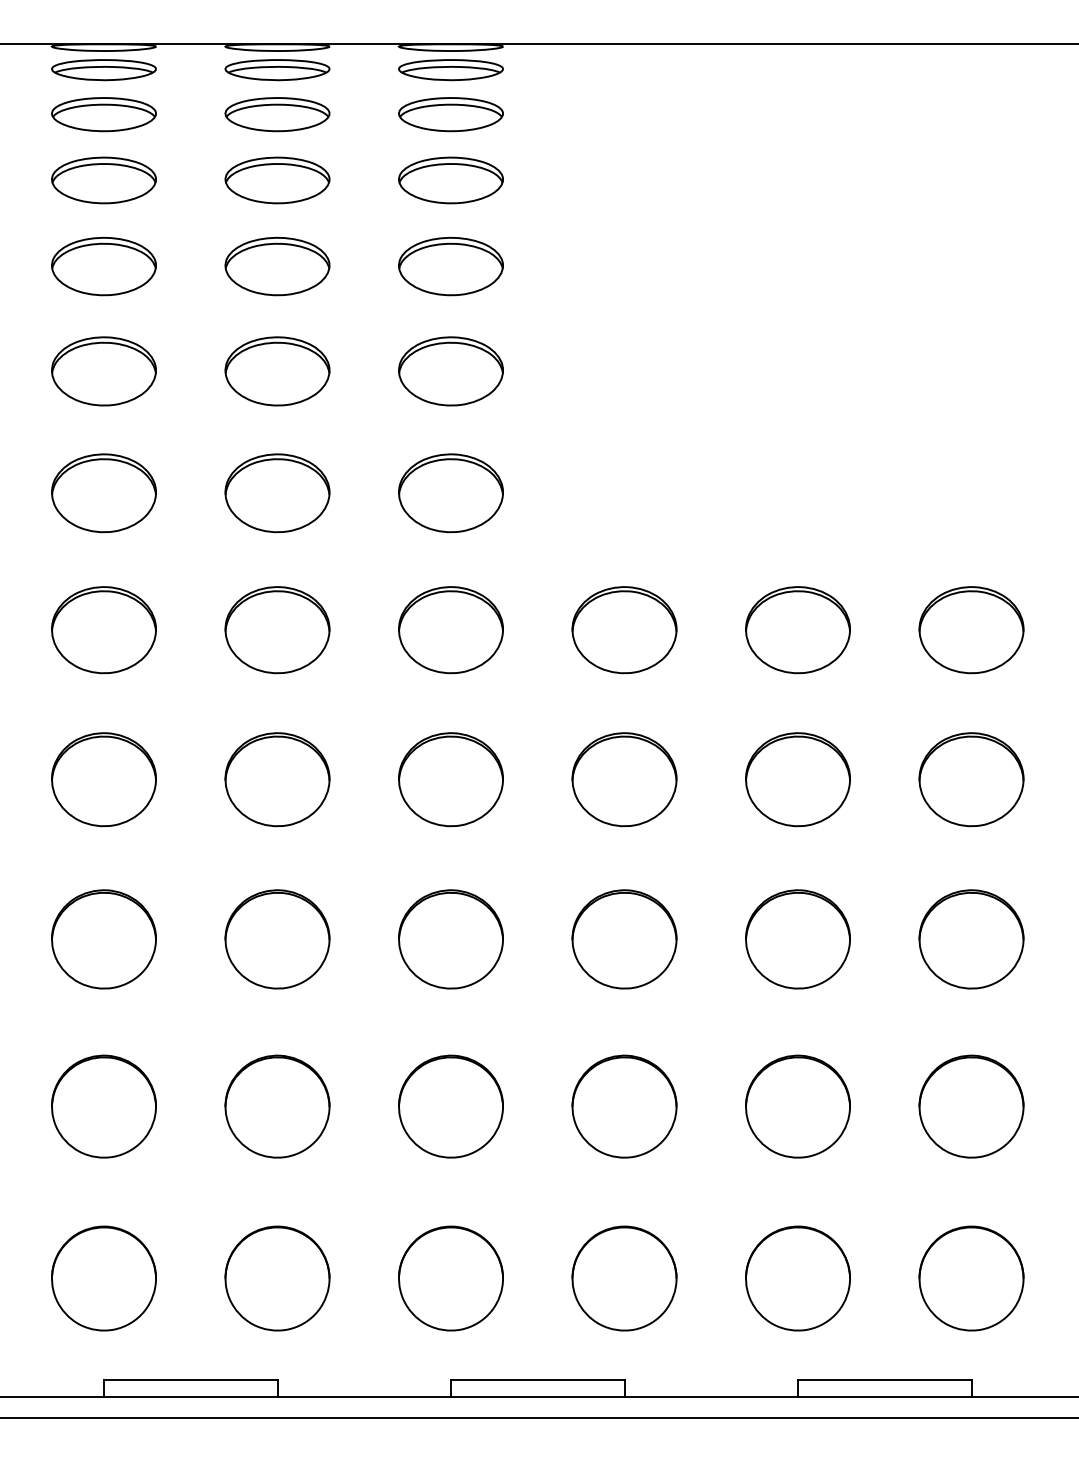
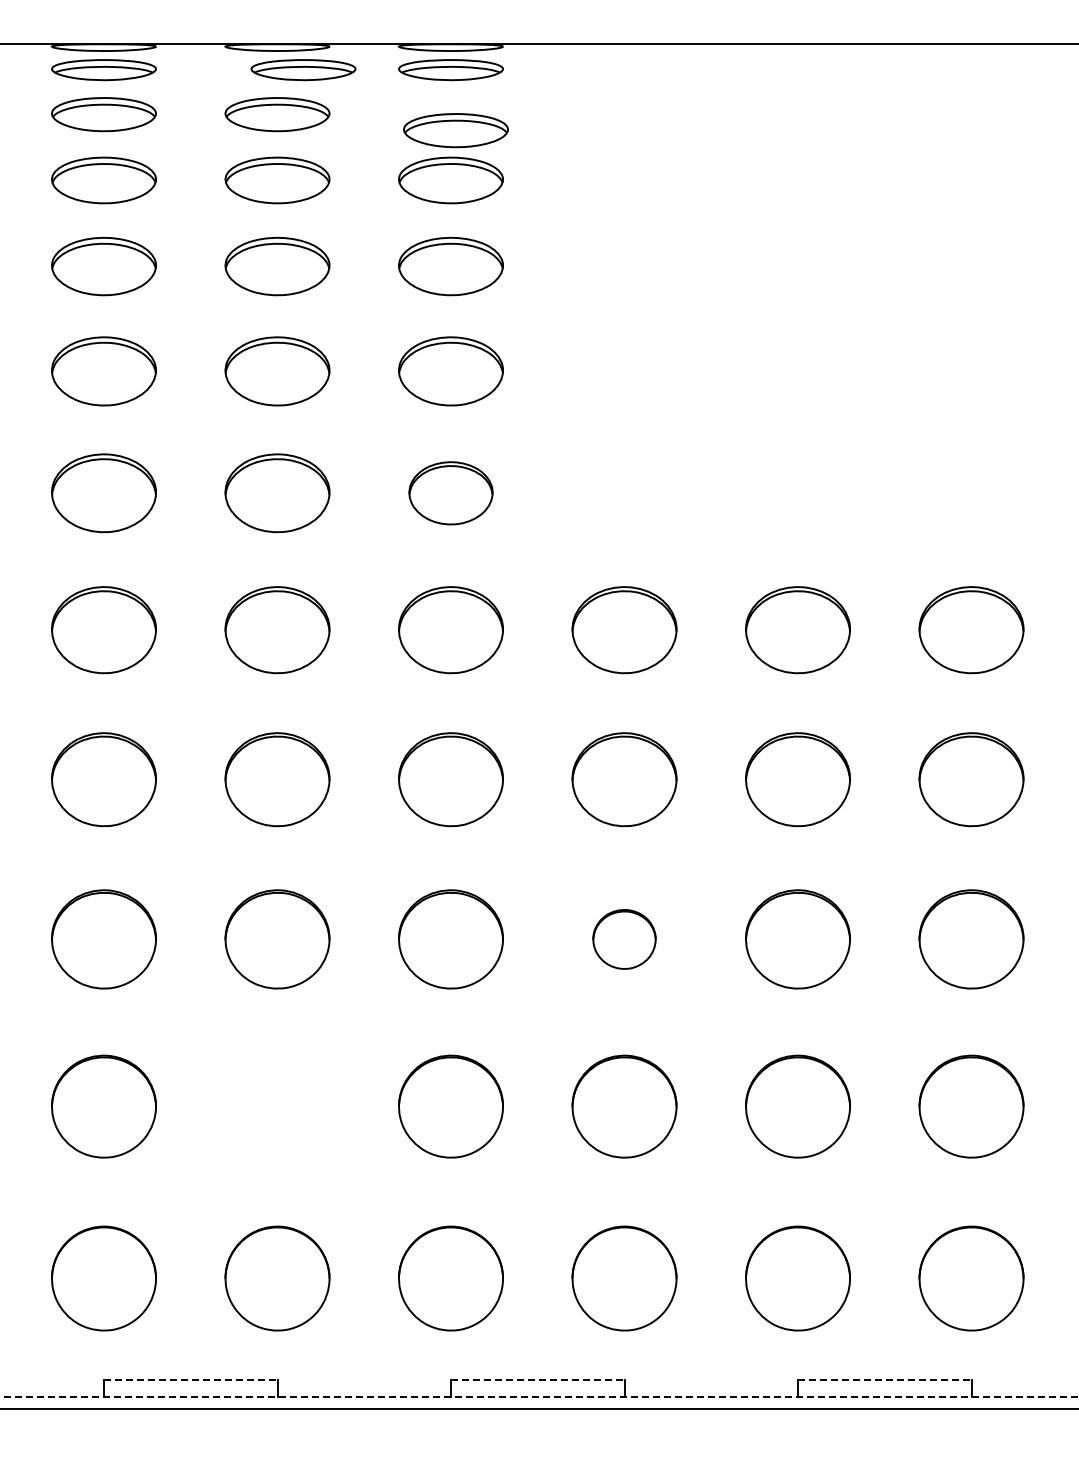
part position: (277, 70) -> (303, 70) (303, 70)
part position: (450, 114) -> (455, 130) (455, 130)
part size: 106x81 px -> 86x65 px (450, 493)
part size: 107x101 px -> 65x61 px (624, 939)
part: present -> none (277, 1106)
line: solid -> dashed (190, 1379)
line: solid -> dashed (537, 1379)
line: solid -> dashed (884, 1379)
line: solid -> dashed (539, 1397)
line position: (538, 1418) -> (538, 1409) (538, 1409)
